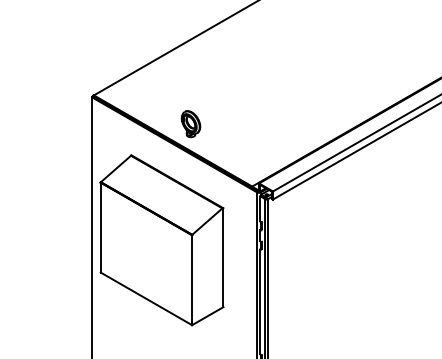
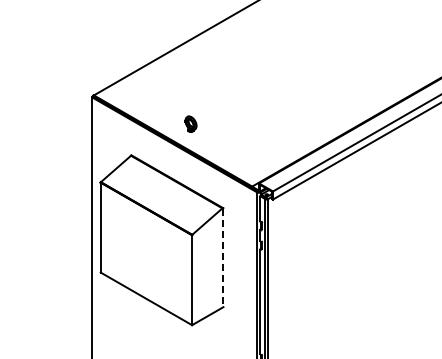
part size: 22x29 px -> 14x18 px (190, 123)
line: solid -> dashed (223, 258)
